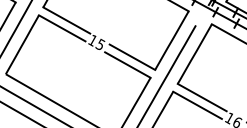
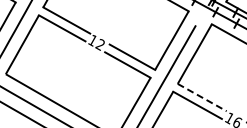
text: 15 -> 12 (100, 44)
line: solid -> dashed (202, 97)
